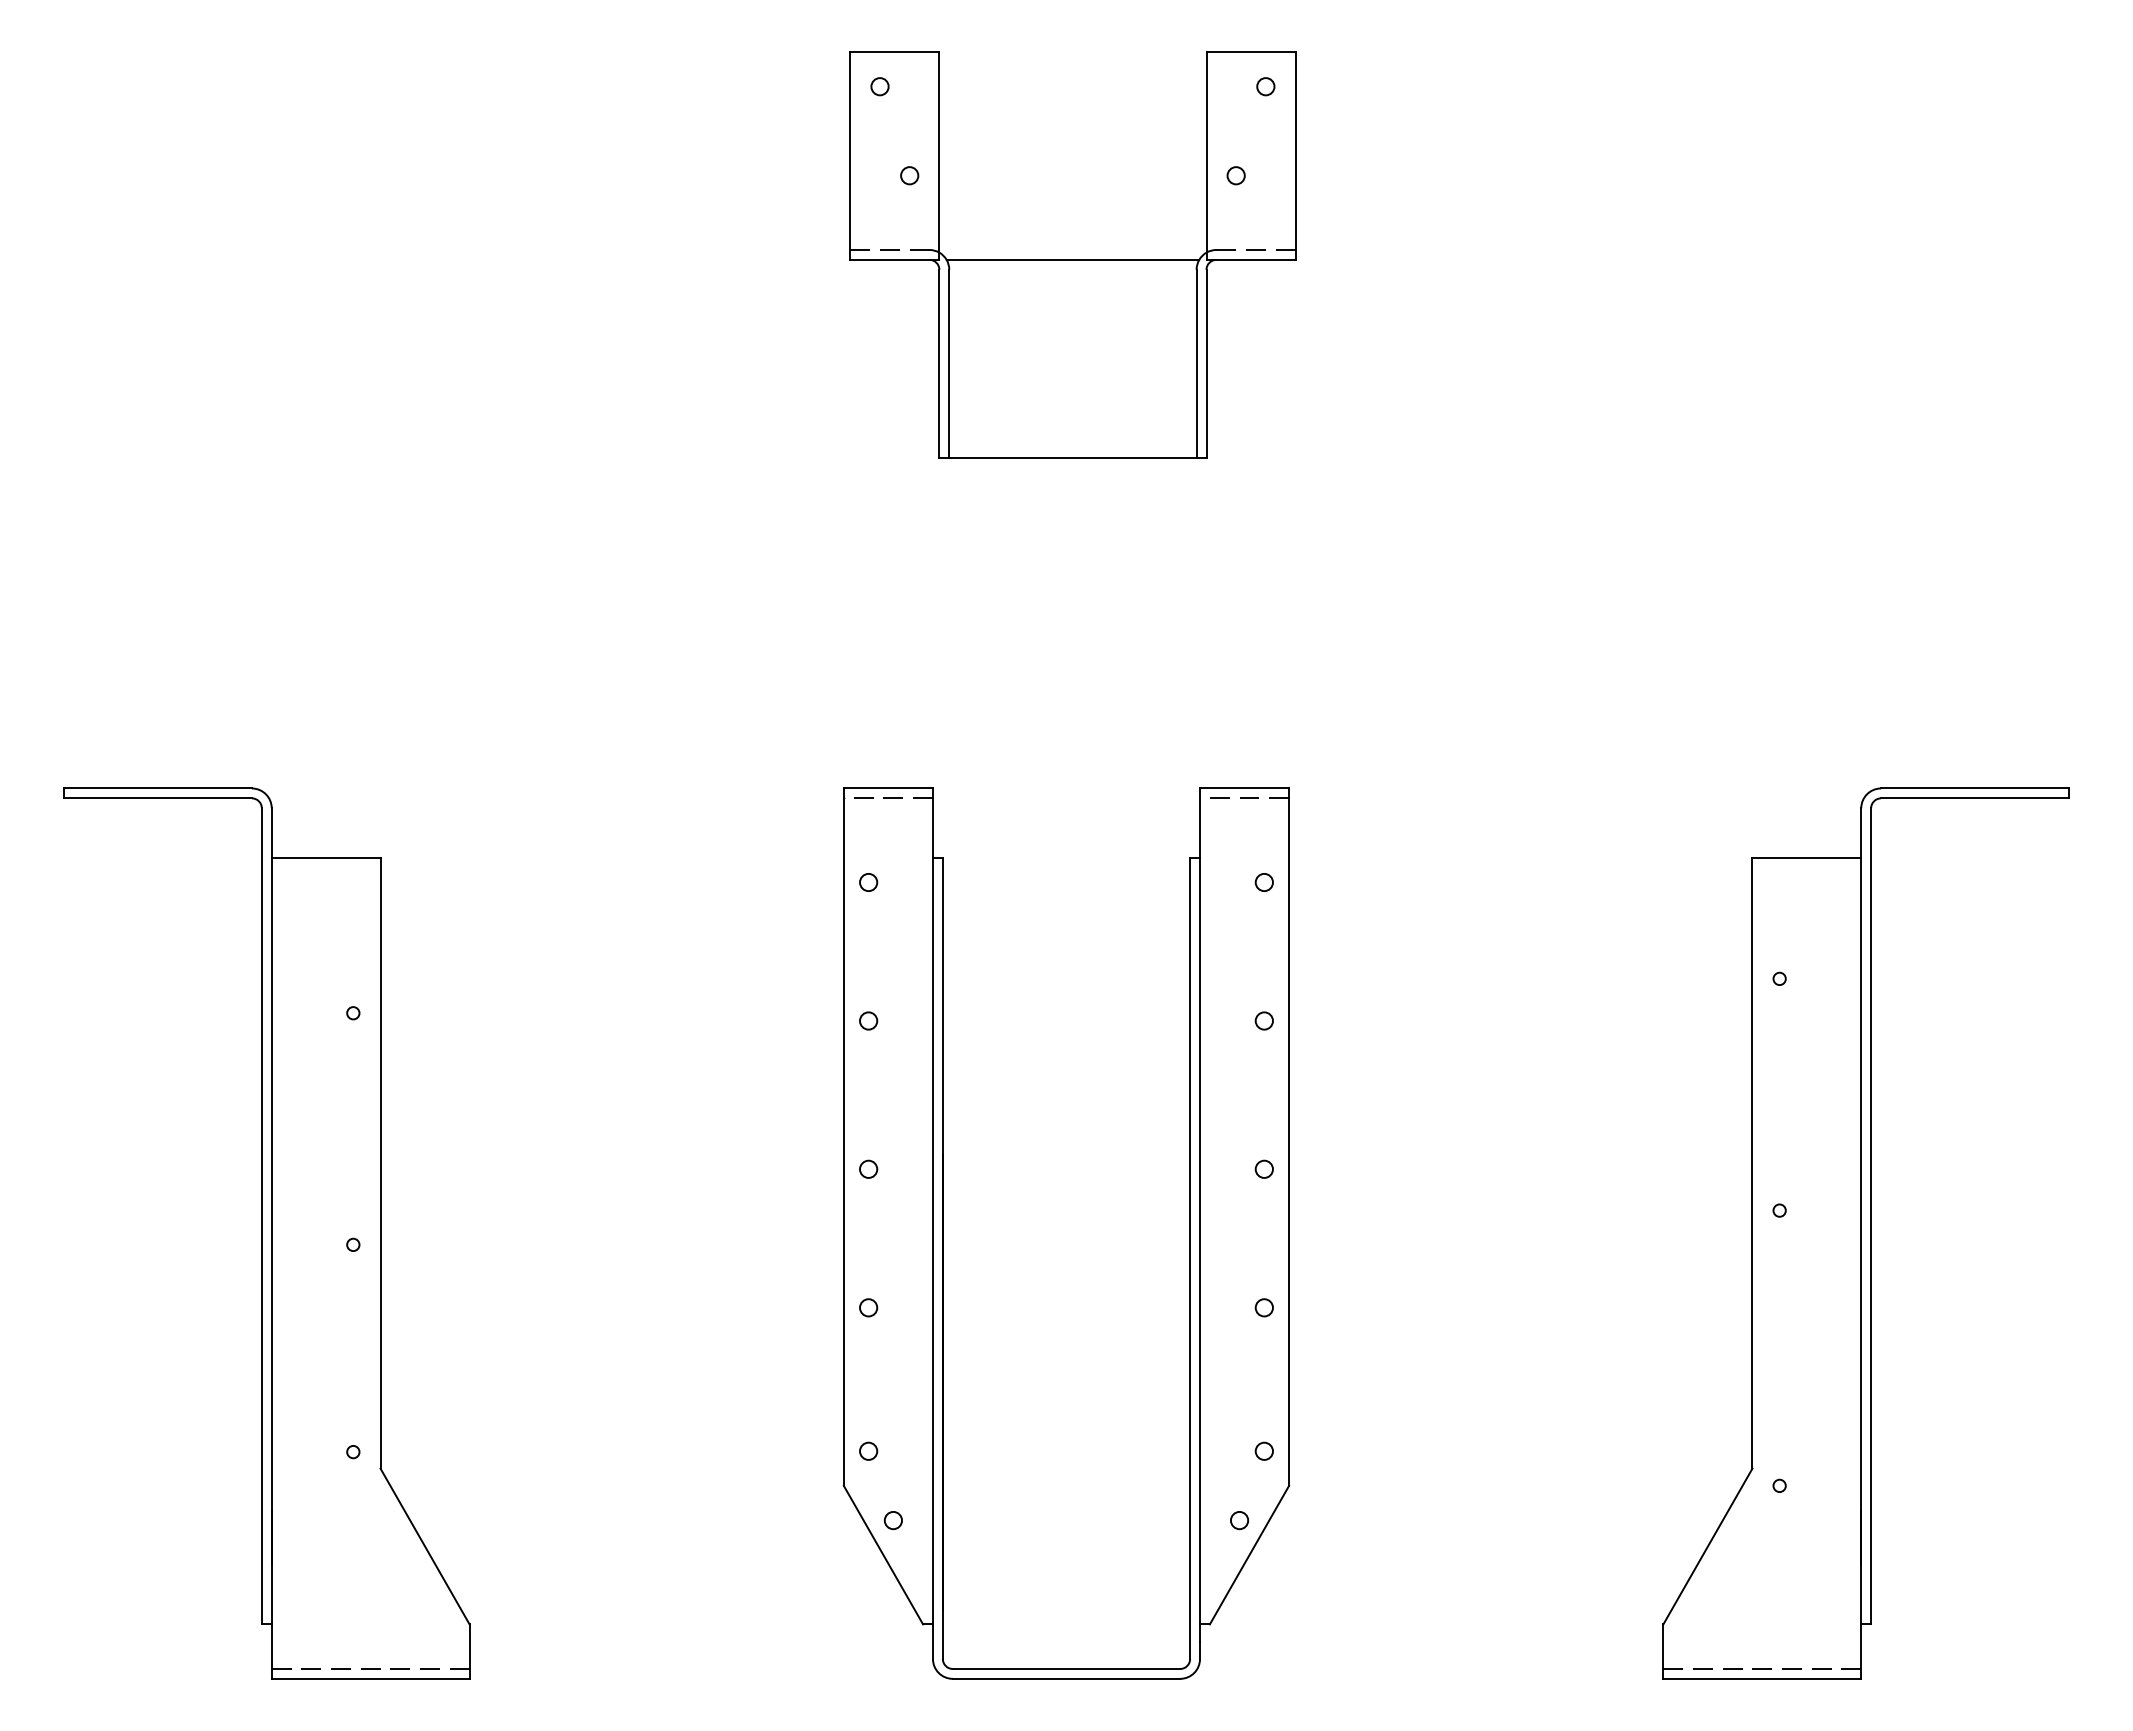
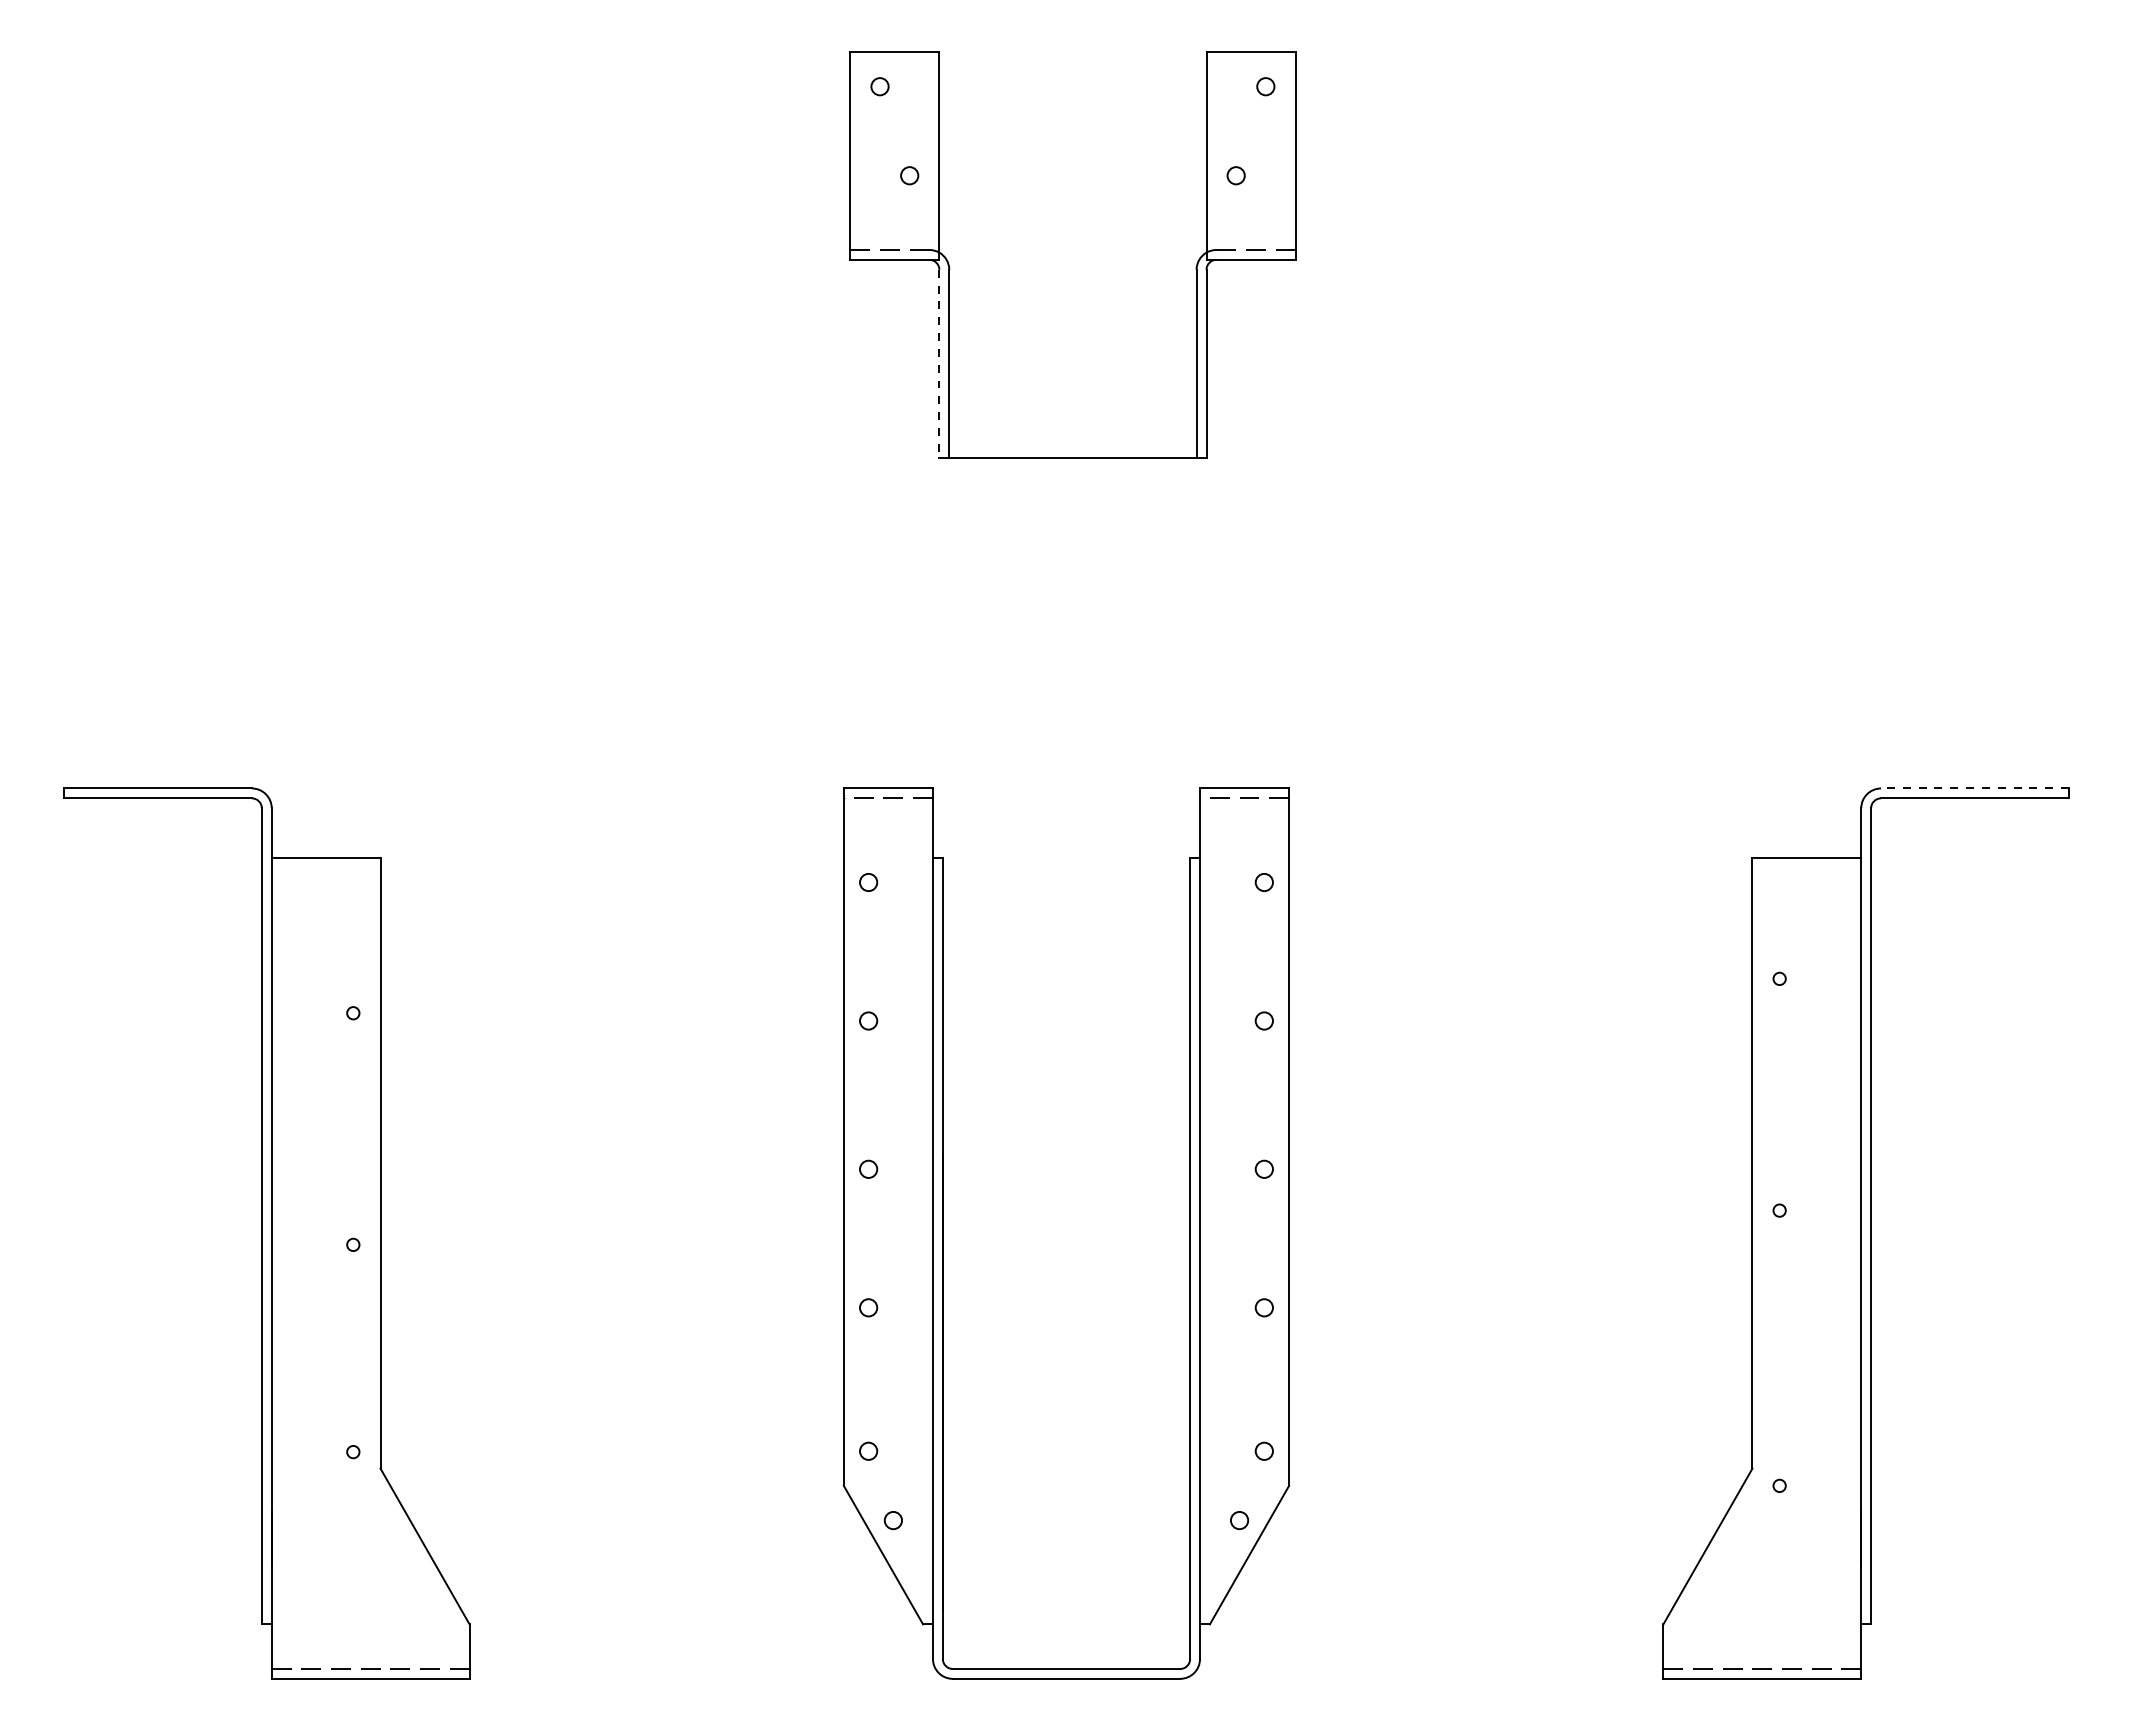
line: present -> none (1072, 259)
line: solid -> dashed (939, 363)
line: solid -> dashed (1975, 788)
